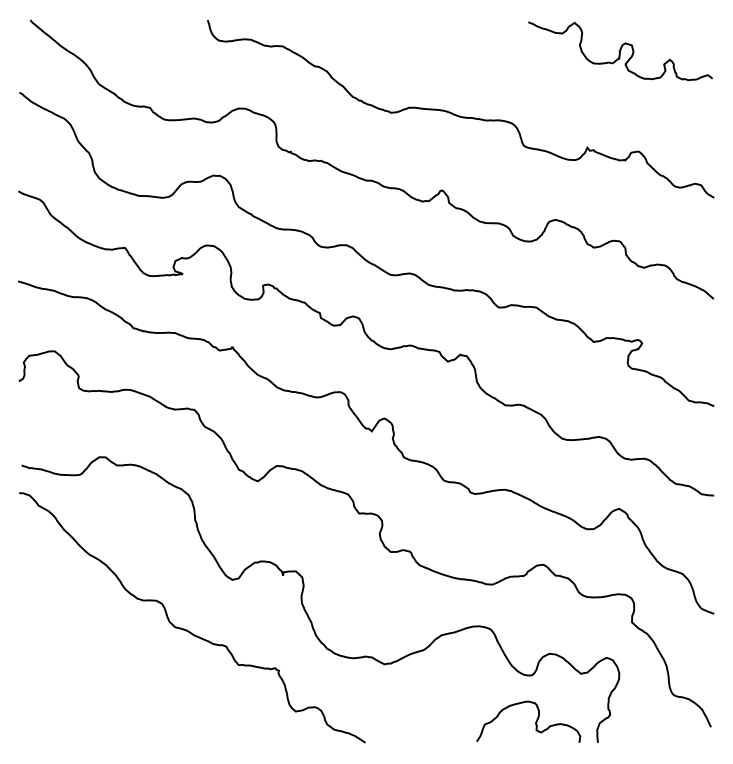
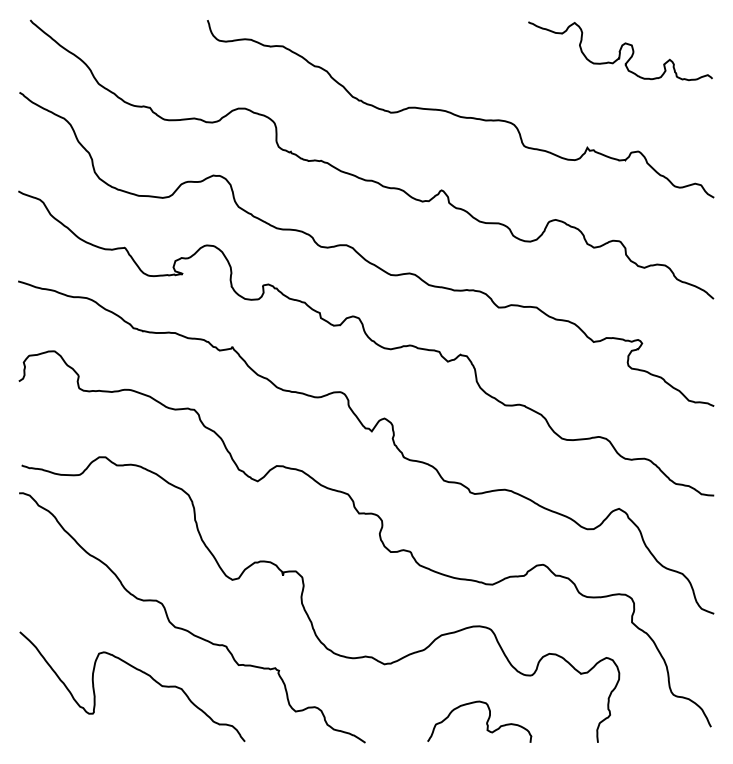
curve: none -> present (139, 671)
curve position: (535, 721) -> (486, 721) (486, 721)
